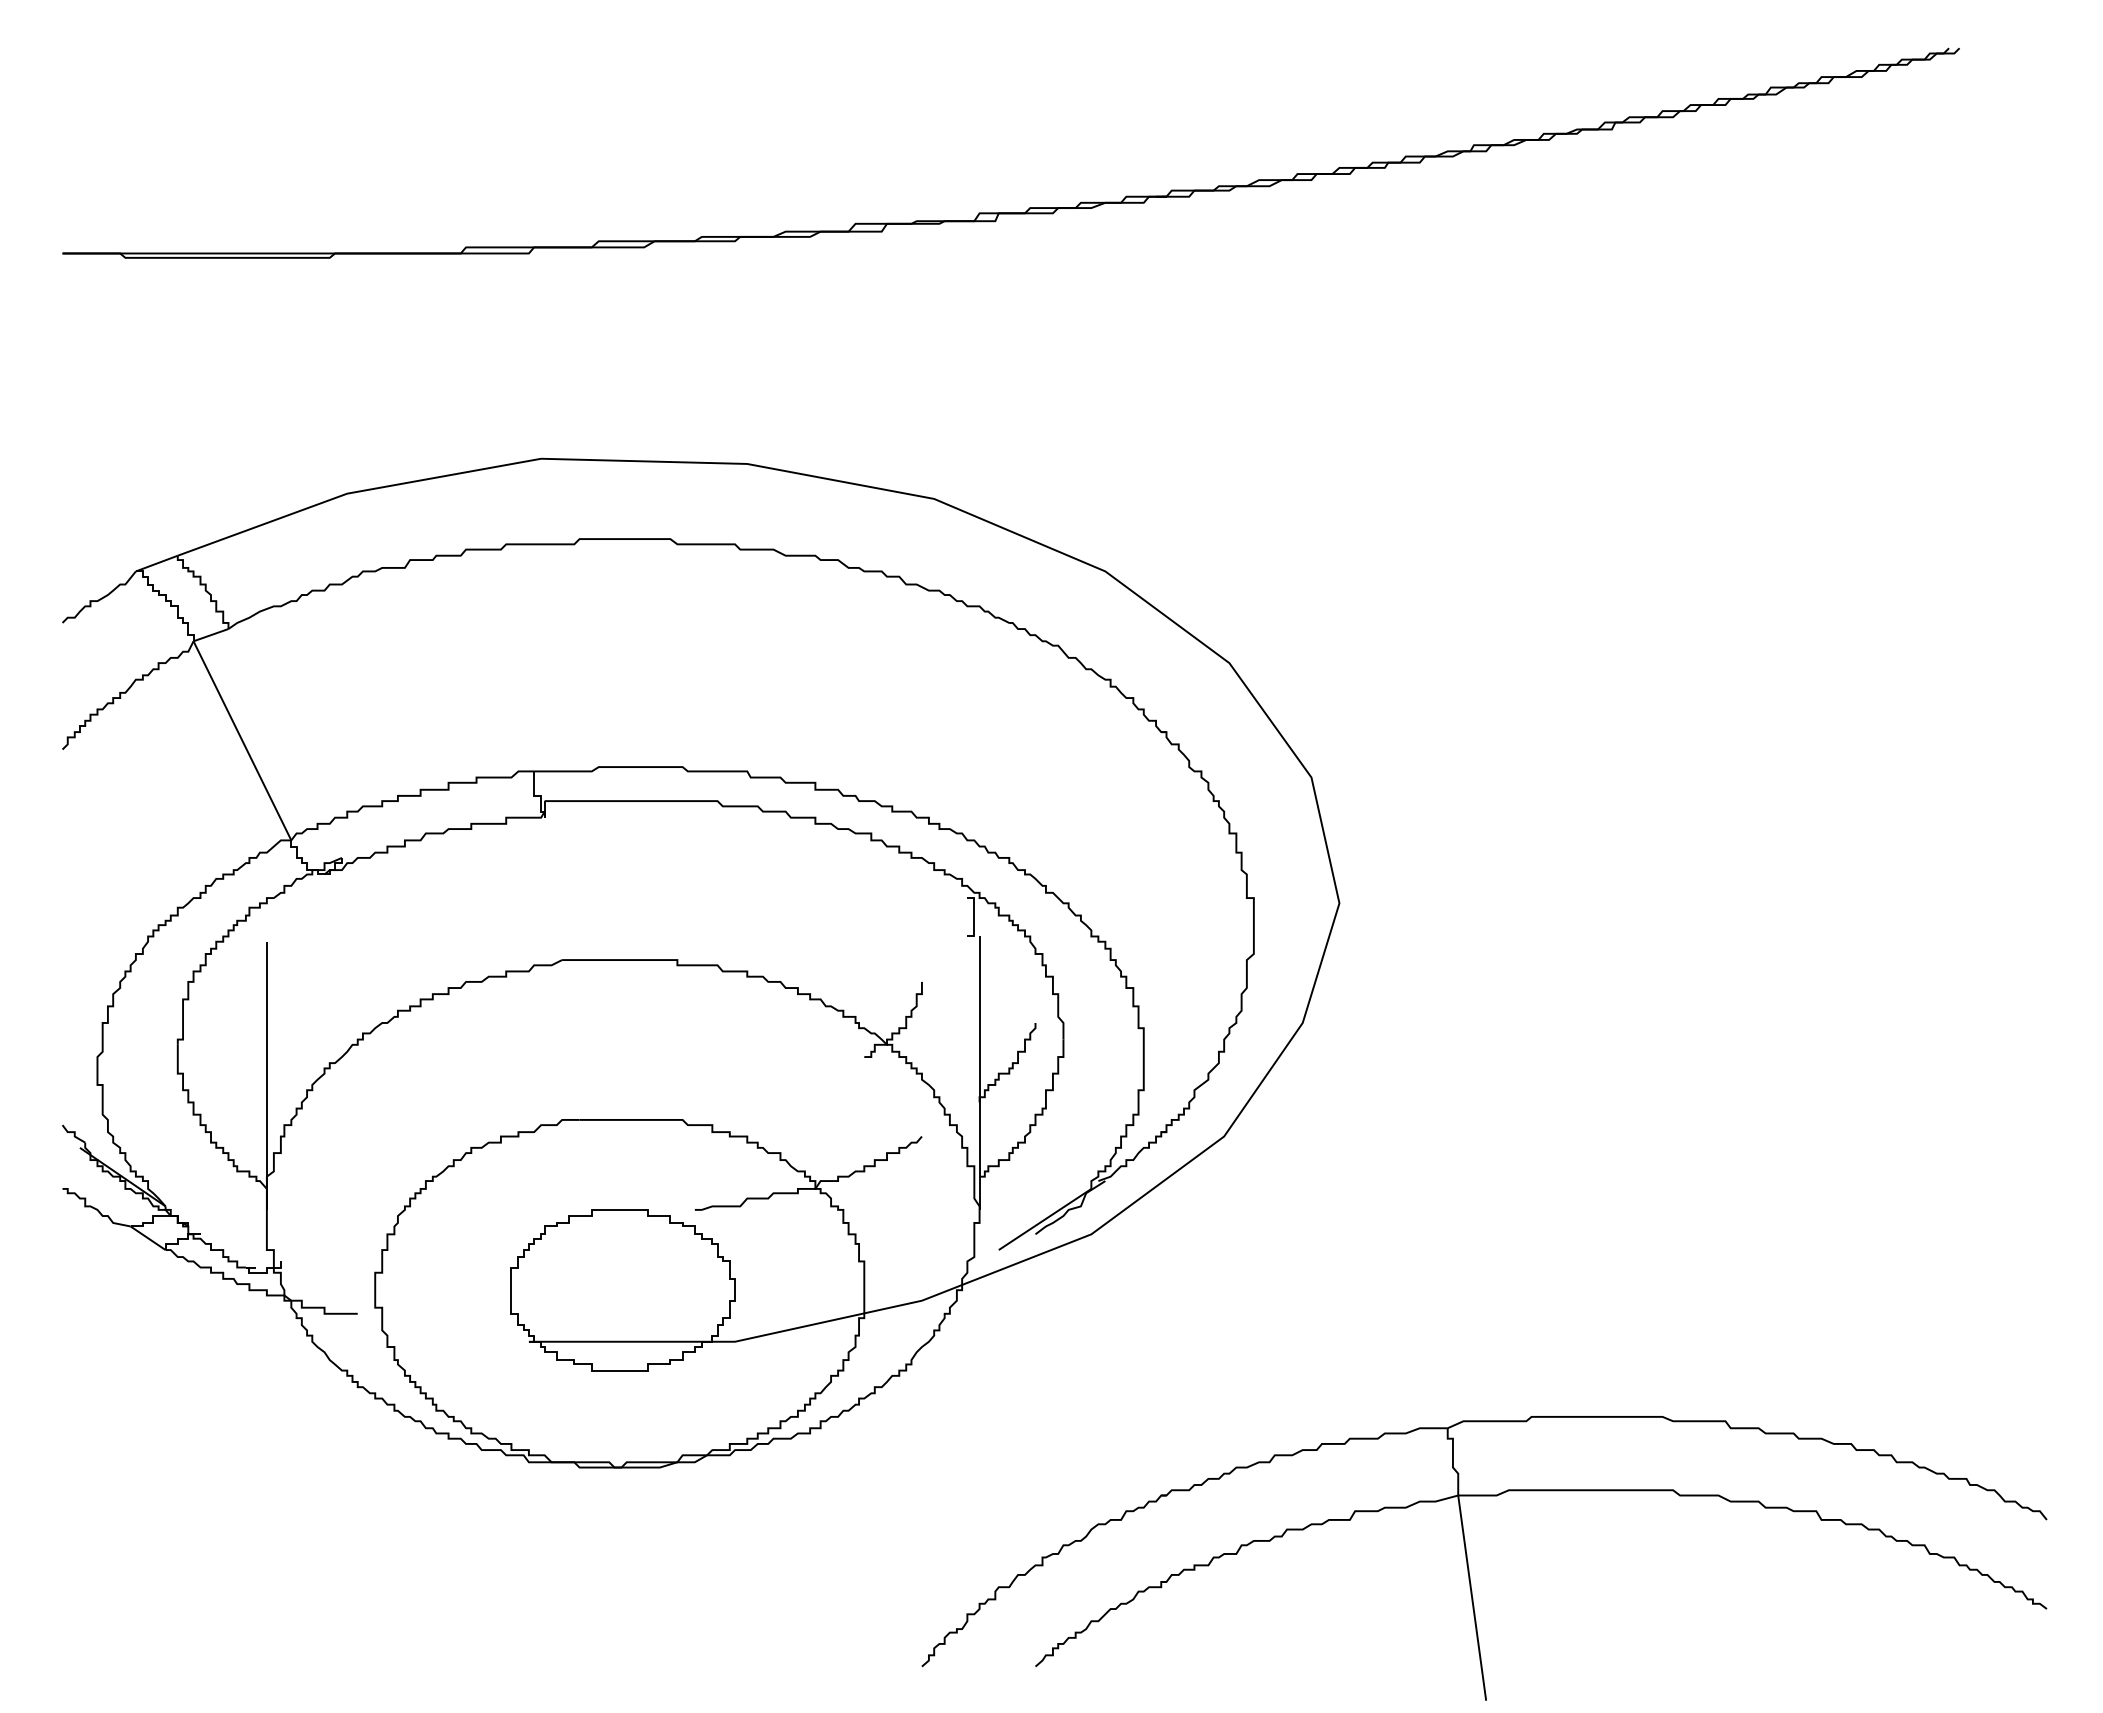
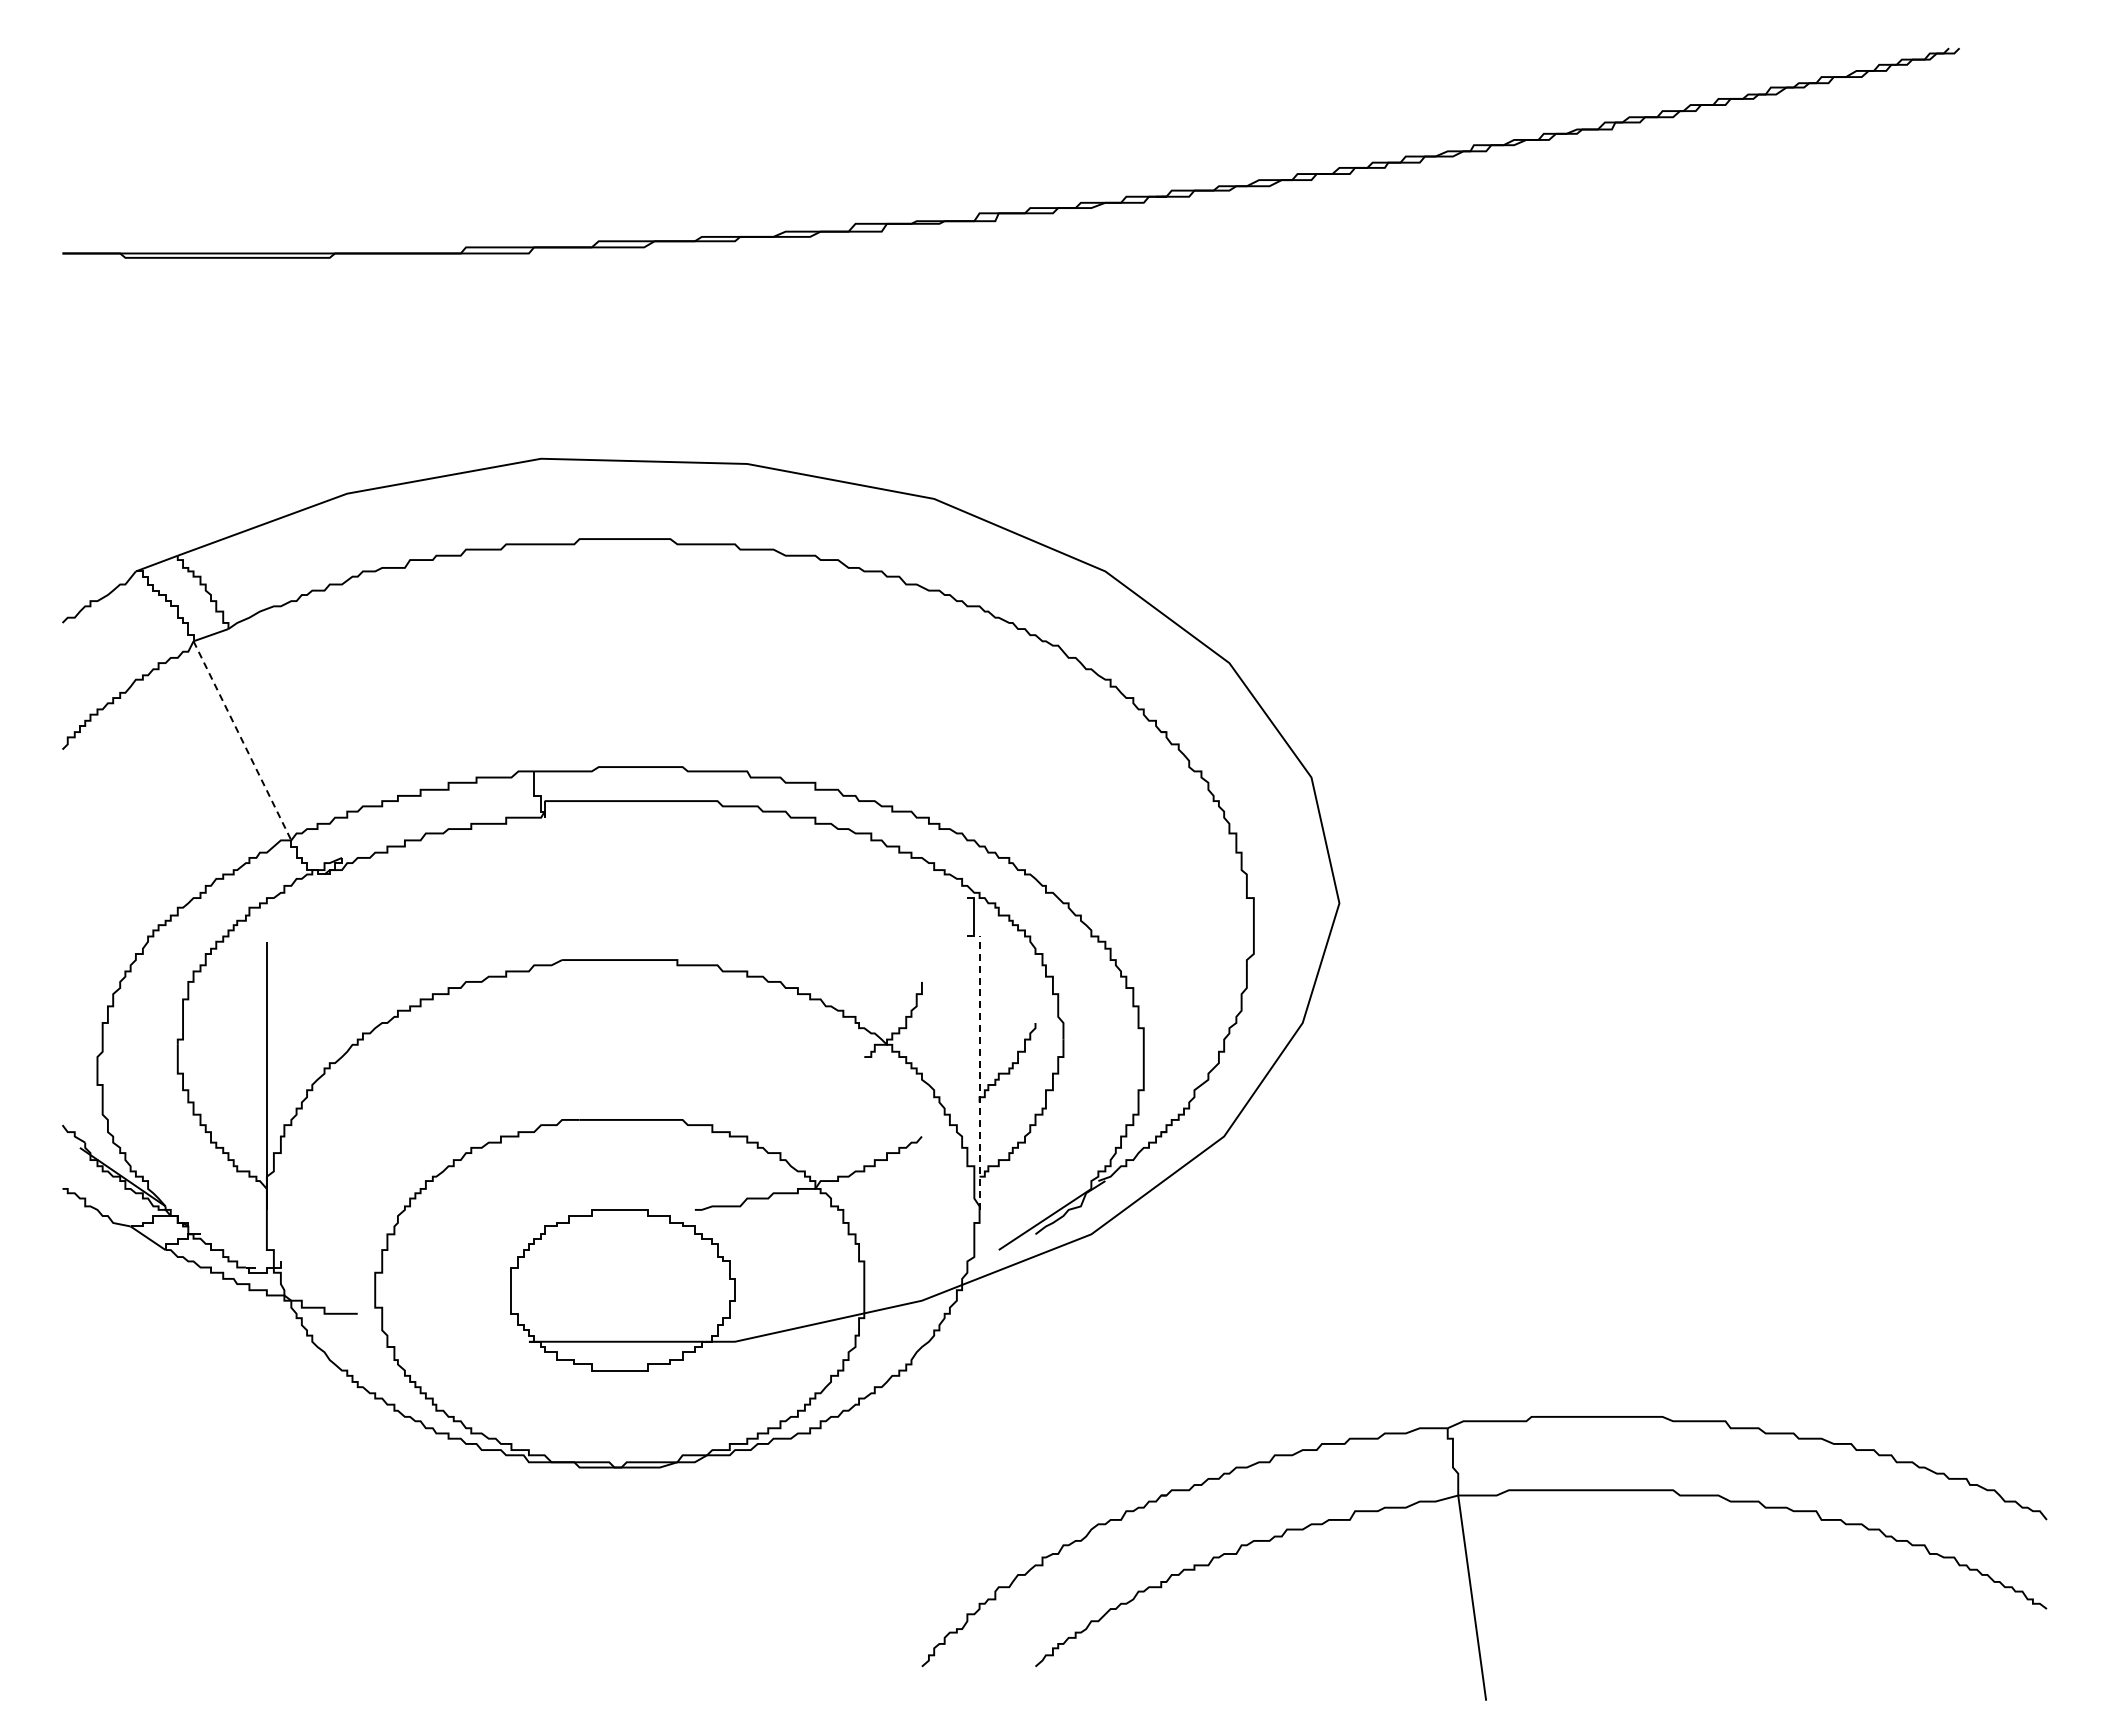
line: solid -> dashed (242, 740)
line: solid -> dashed (979, 1073)
